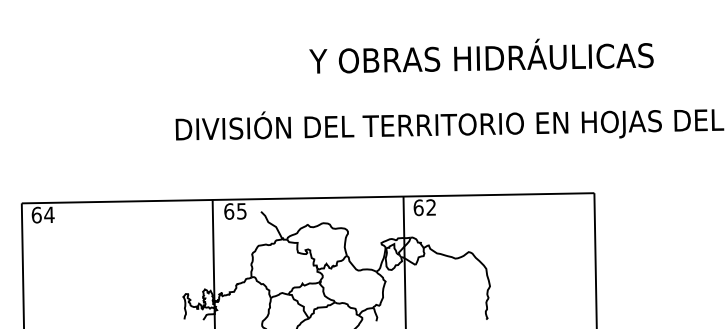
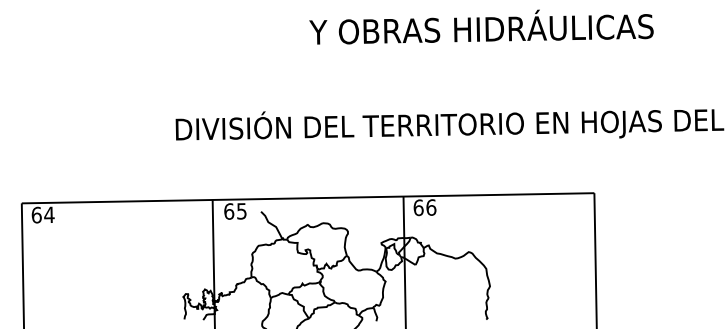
text position: (481, 55) -> (481, 26) (481, 26)
text: 62 -> 66 (431, 207)
